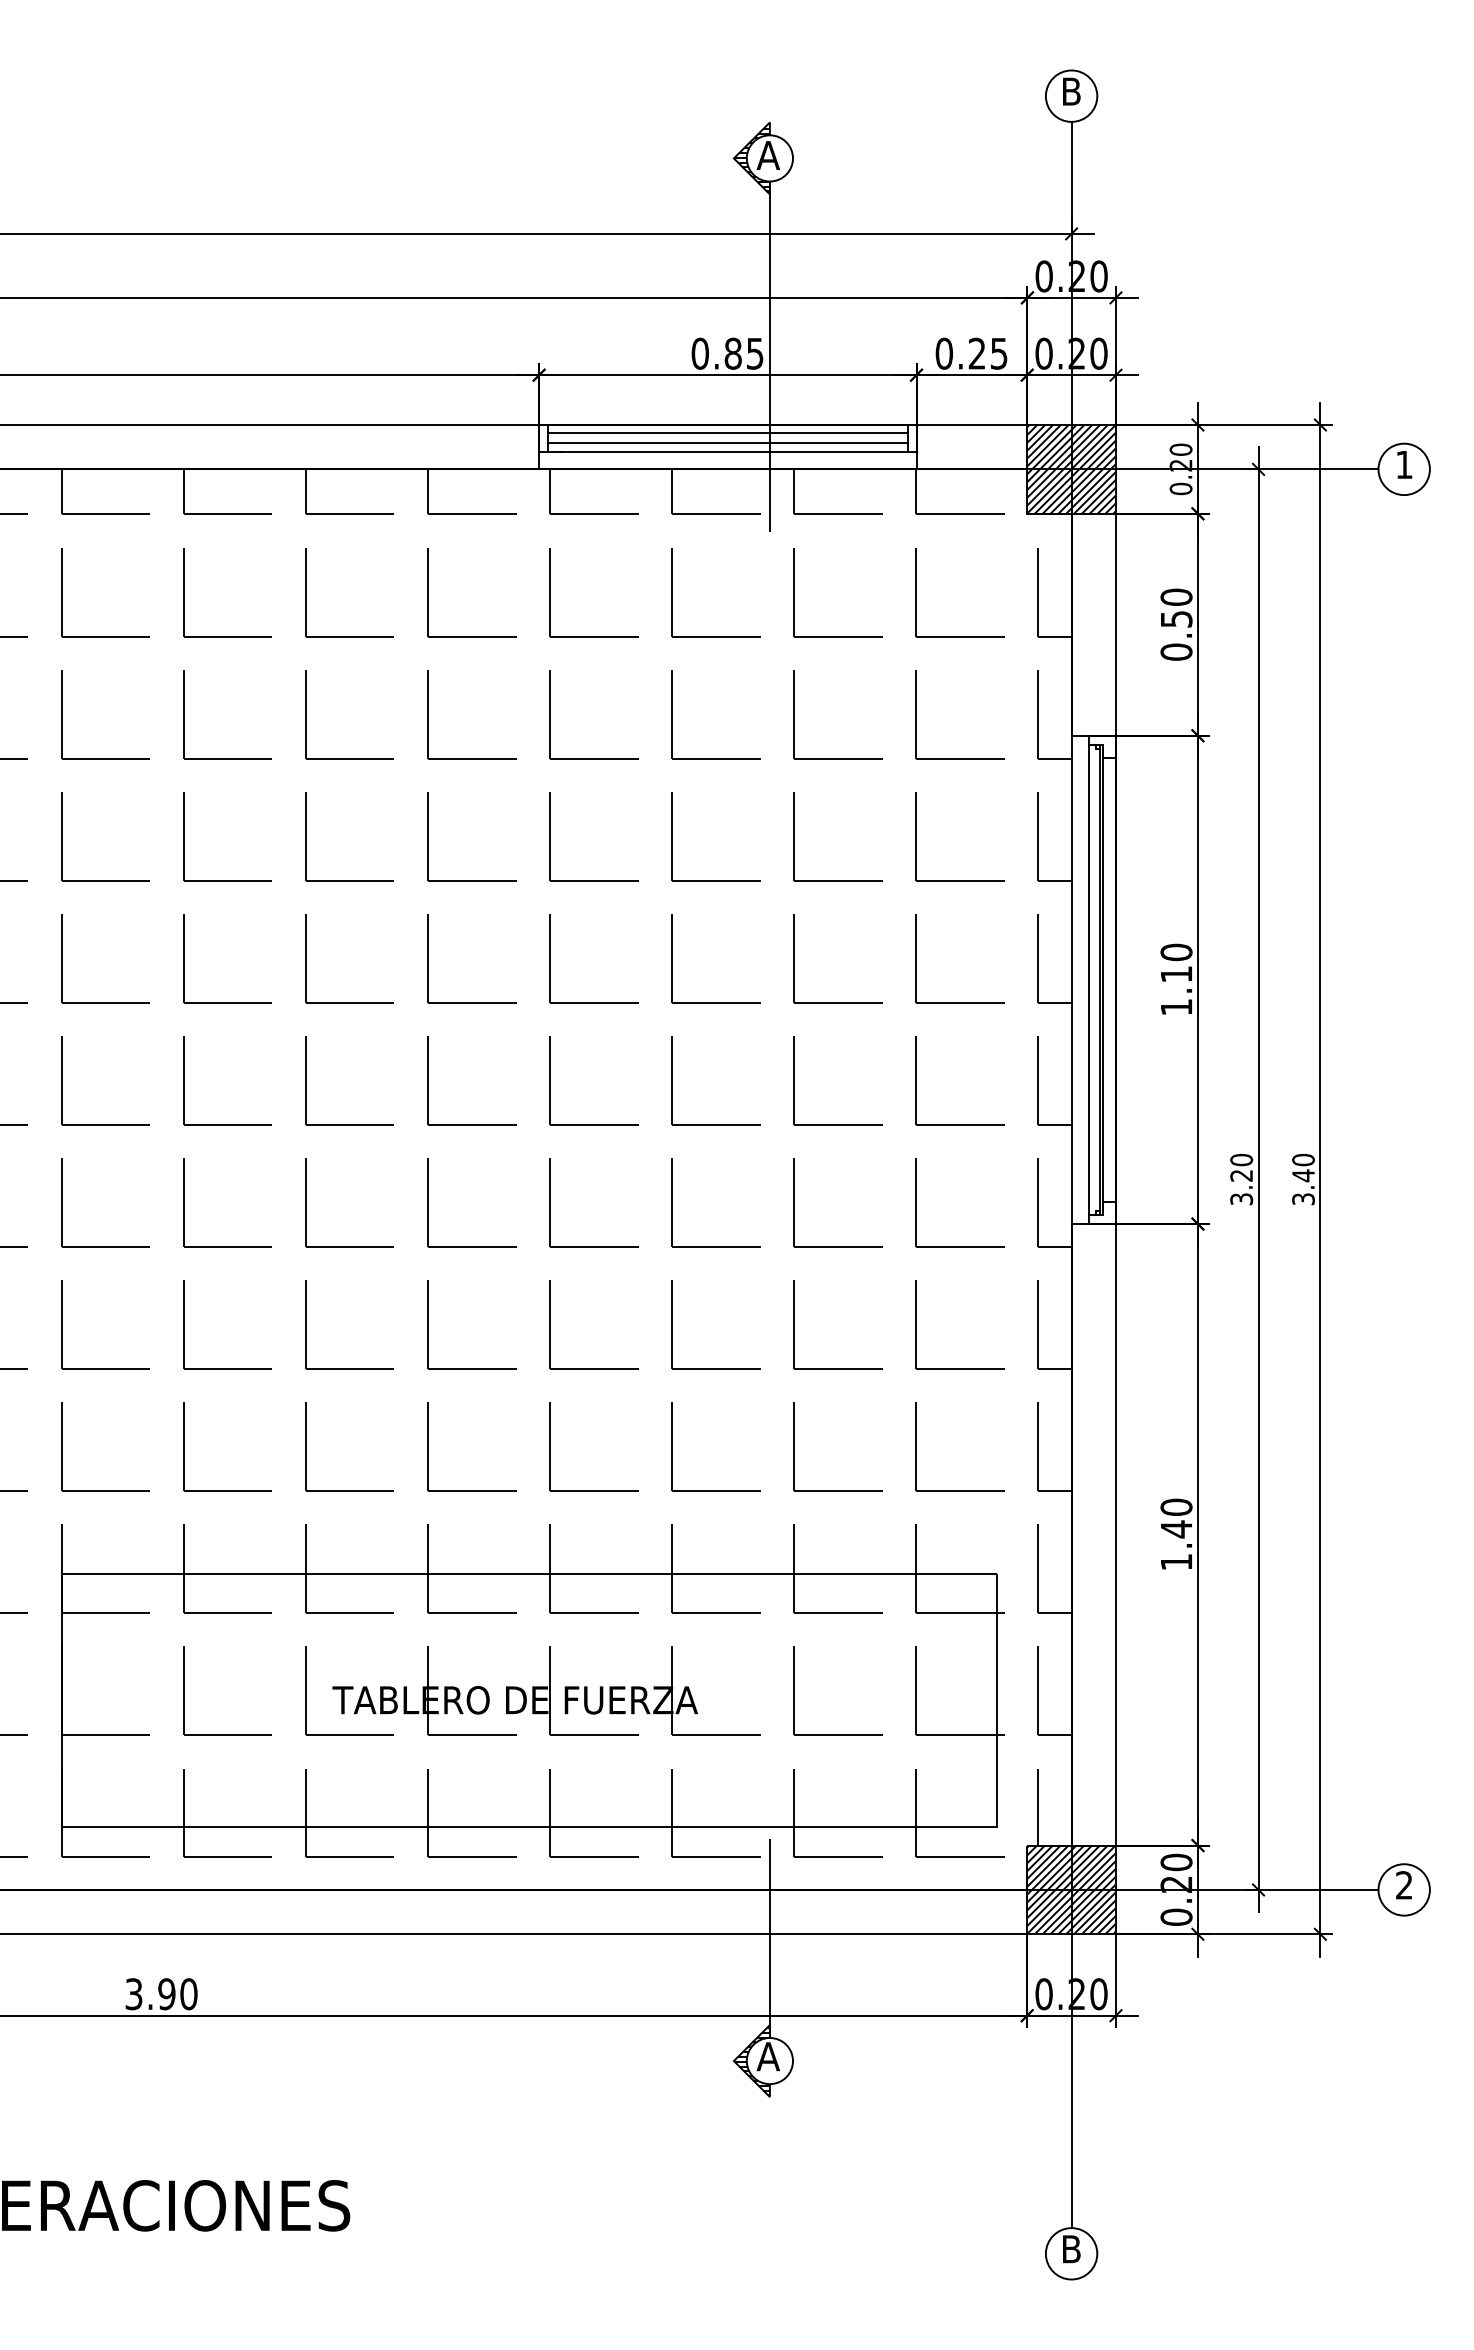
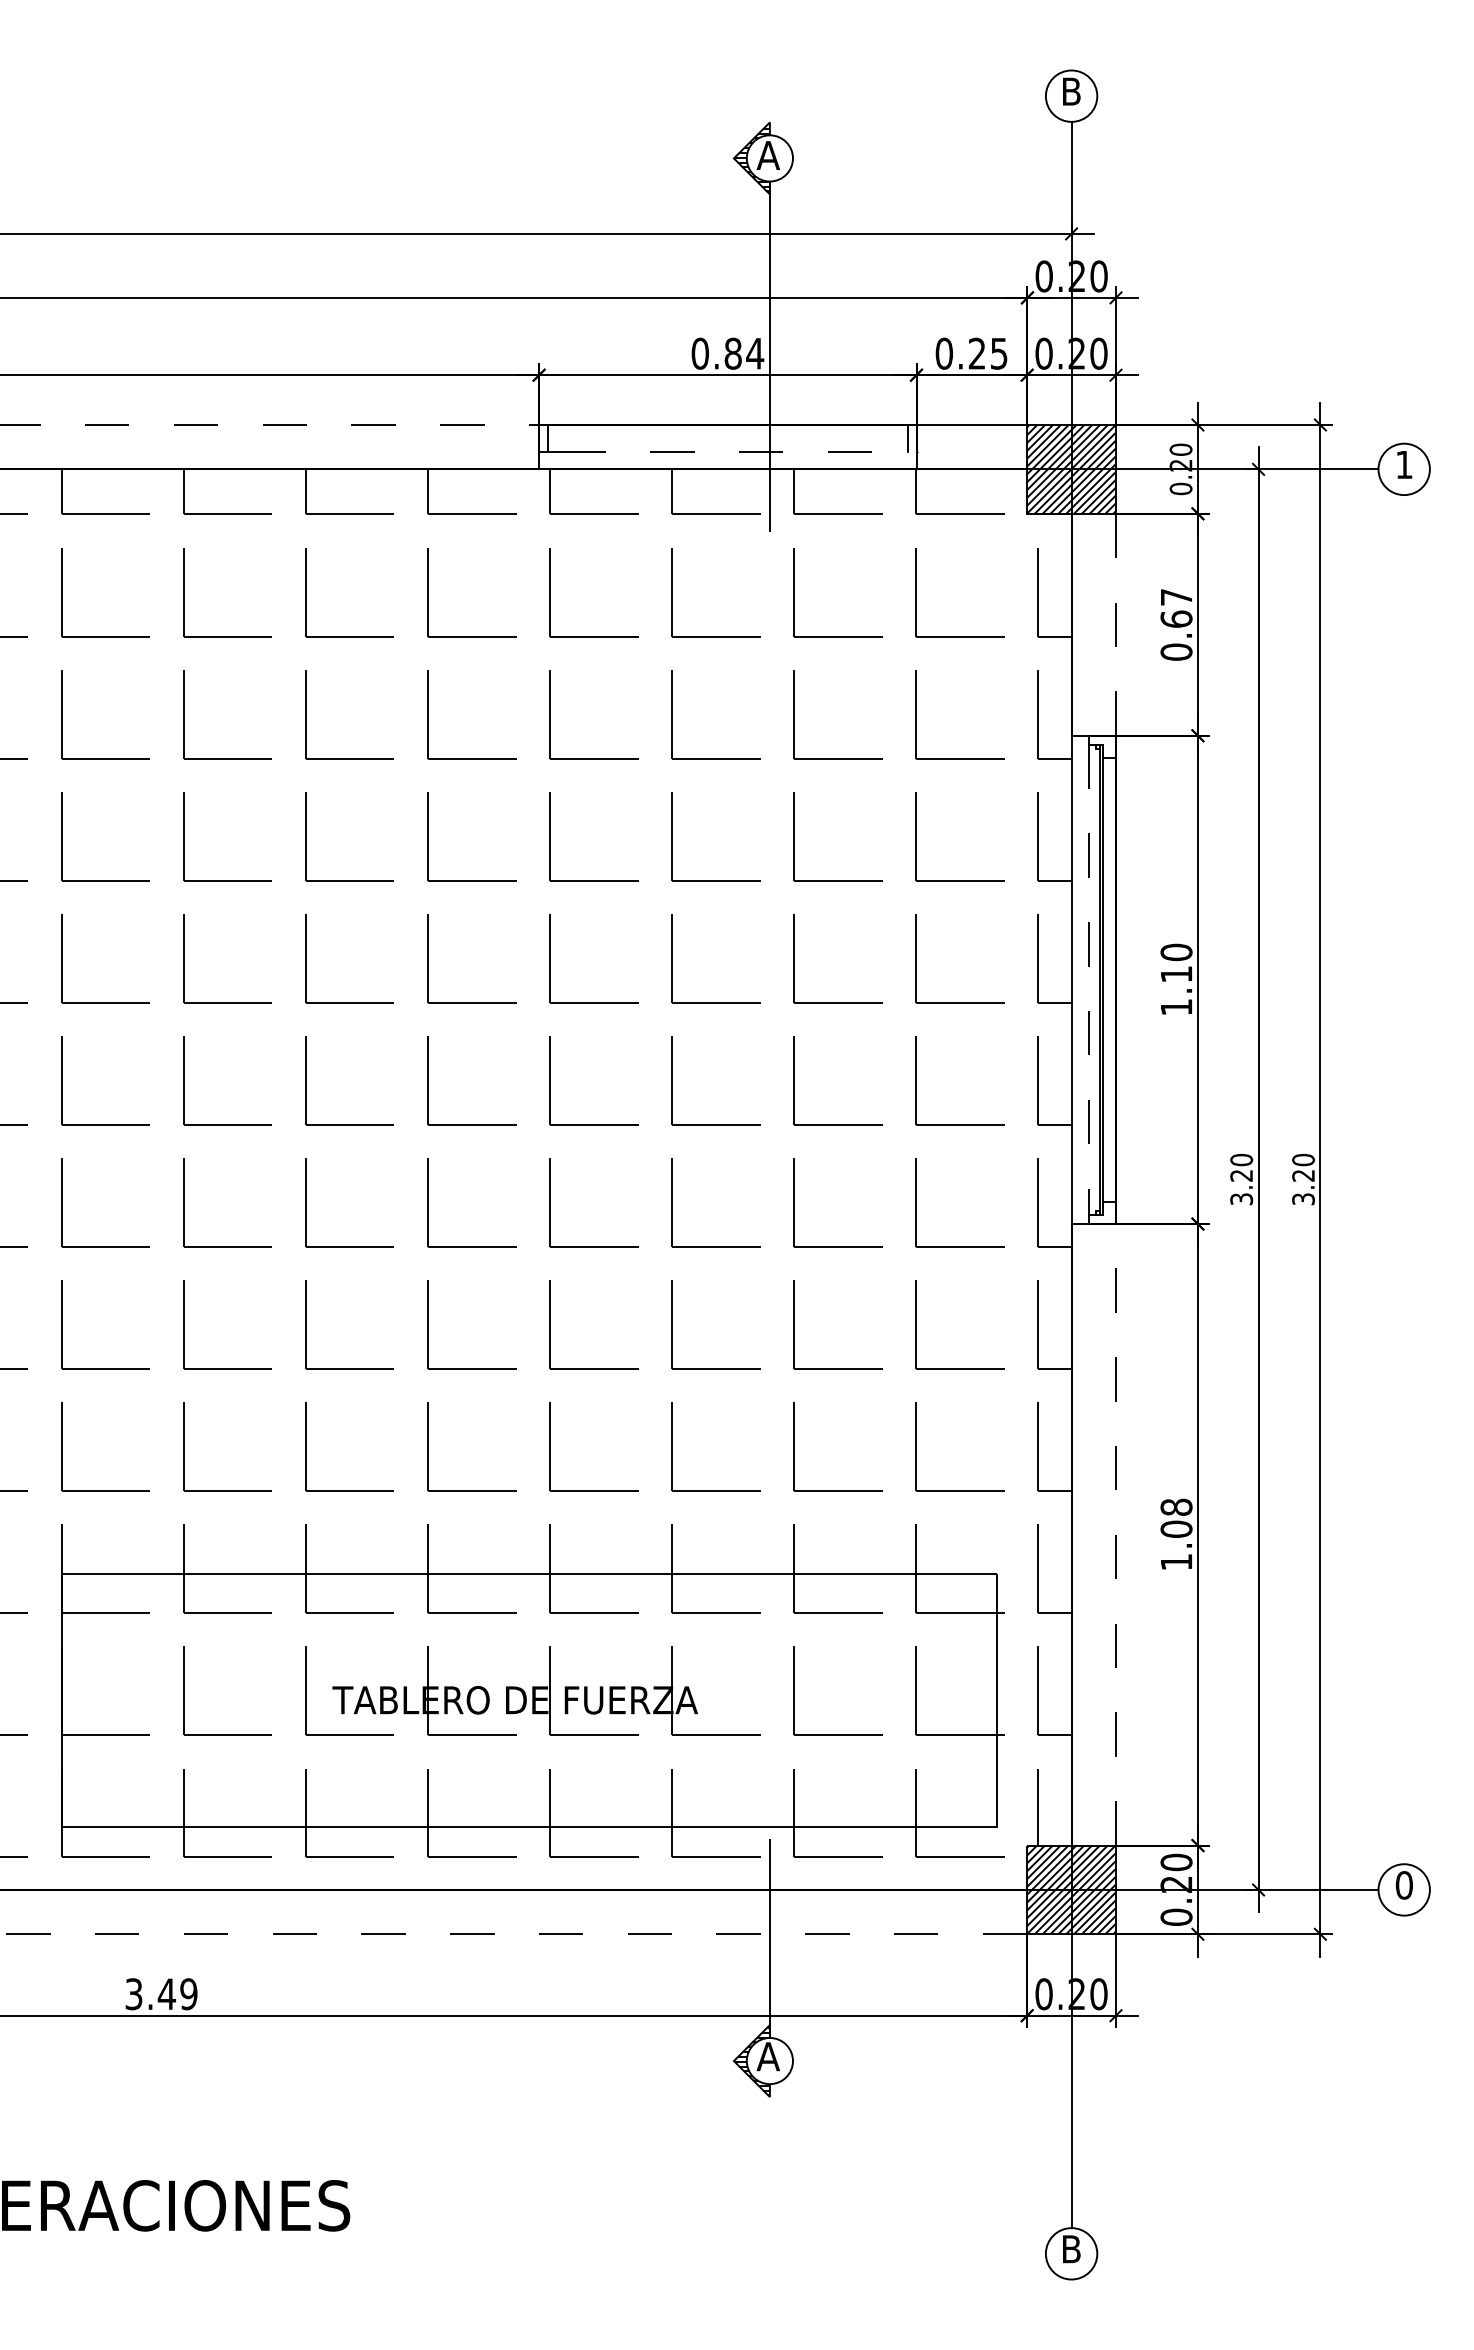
text: 0.85 -> 0.84 (755, 353)
line: solid -> dashed (270, 425)
line: present -> none (727, 432)
line: present -> none (727, 442)
line: solid -> dashed (738, 451)
text: 0.50 -> 0.67 (1176, 607)
line: solid -> dashed (1115, 624)
line: solid -> dashed (1089, 980)
text: 3.40 -> 3.20 (1303, 1175)
text: 1.40 -> 1.08 (1176, 1518)
line: solid -> dashed (1115, 1534)
text: 2 -> 0 (1403, 1885)
line: solid -> dashed (513, 1934)
text: 3.90 -> 3.49 (177, 1994)
